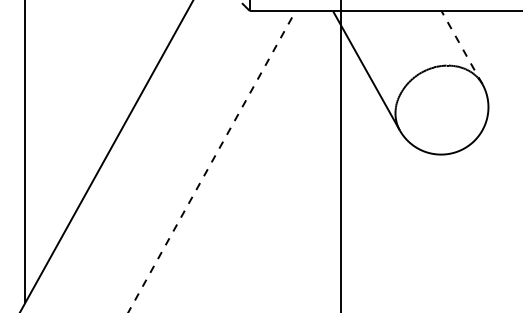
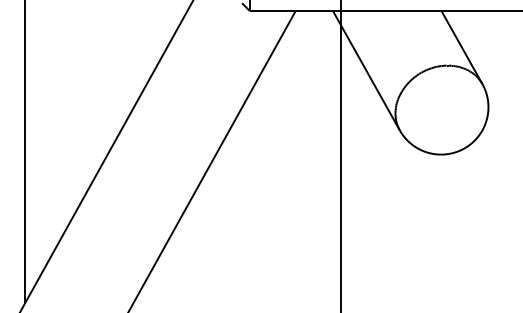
line: dashed -> solid (461, 47)
line: dashed -> solid (212, 161)
